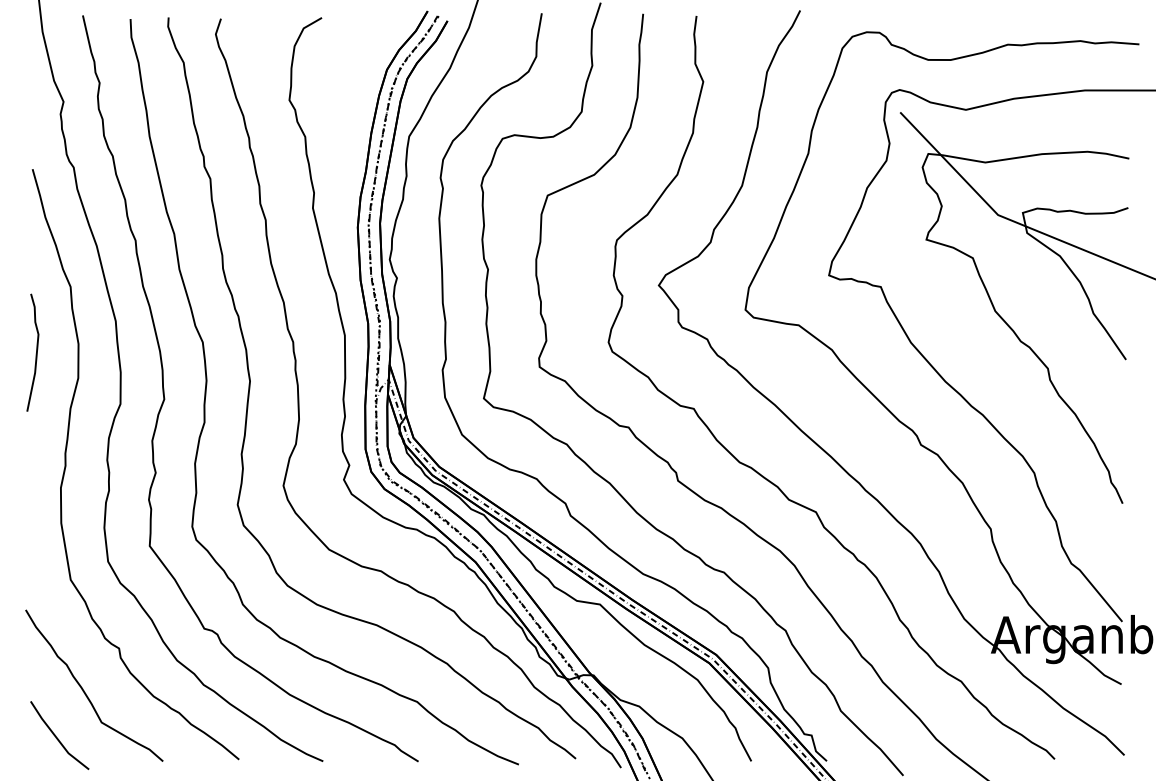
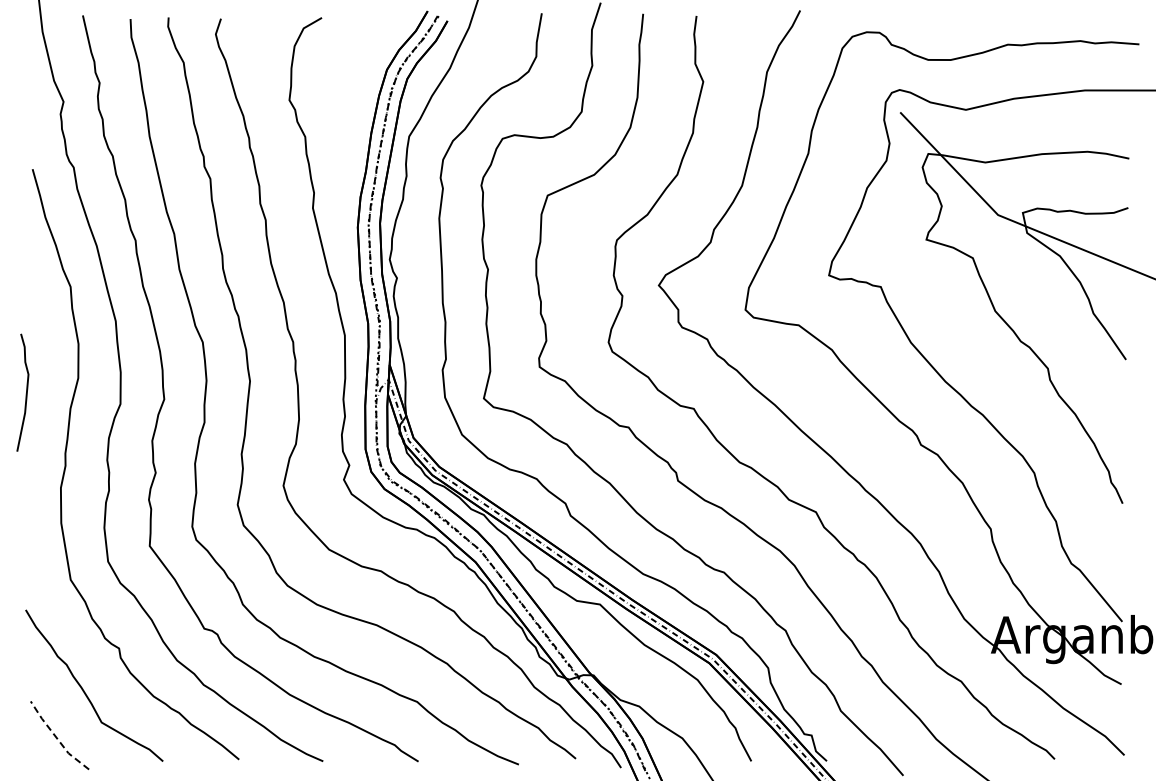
curve position: (35, 354) -> (25, 394) (25, 394)
line: solid -> dashed (57, 738)
